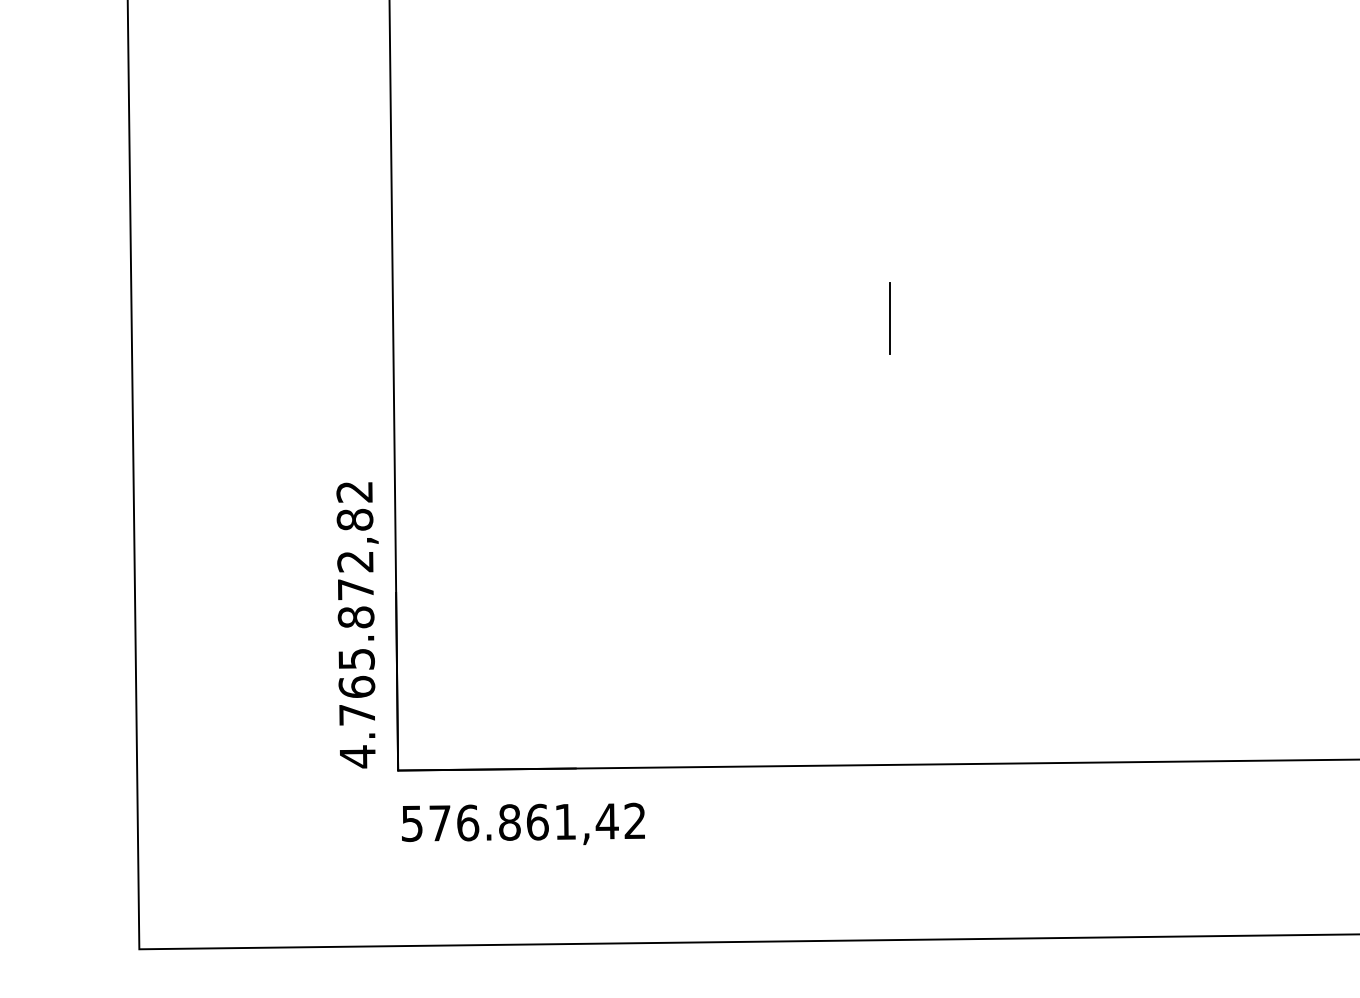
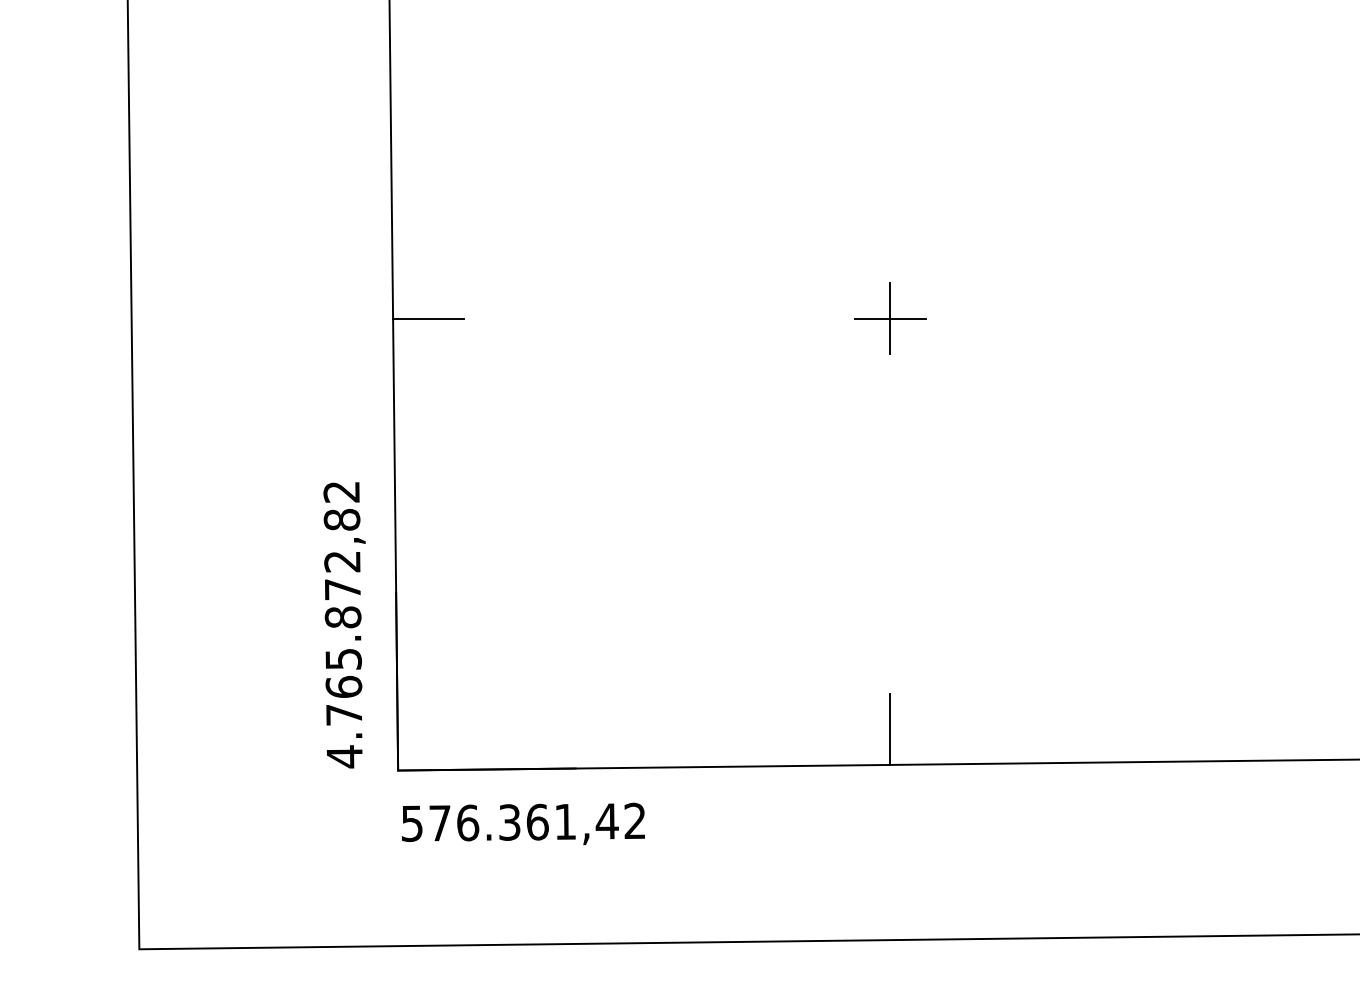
line: none -> present (428, 318)
line: none -> present (889, 318)
text position: (357, 625) -> (344, 625) (344, 625)
line: none -> present (890, 728)
text: 576.861,42 -> 576.361,42 (509, 822)
